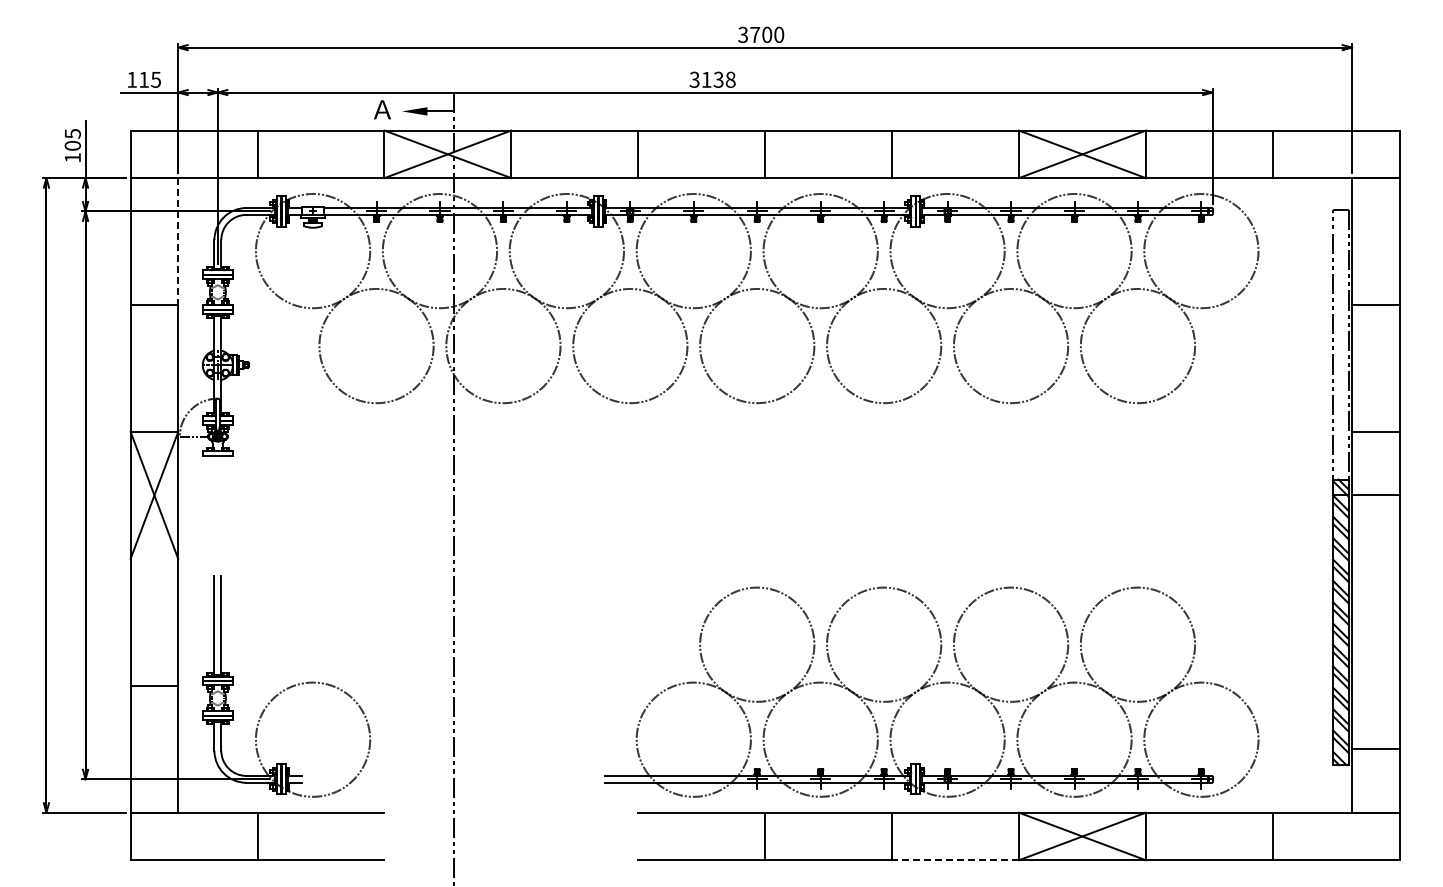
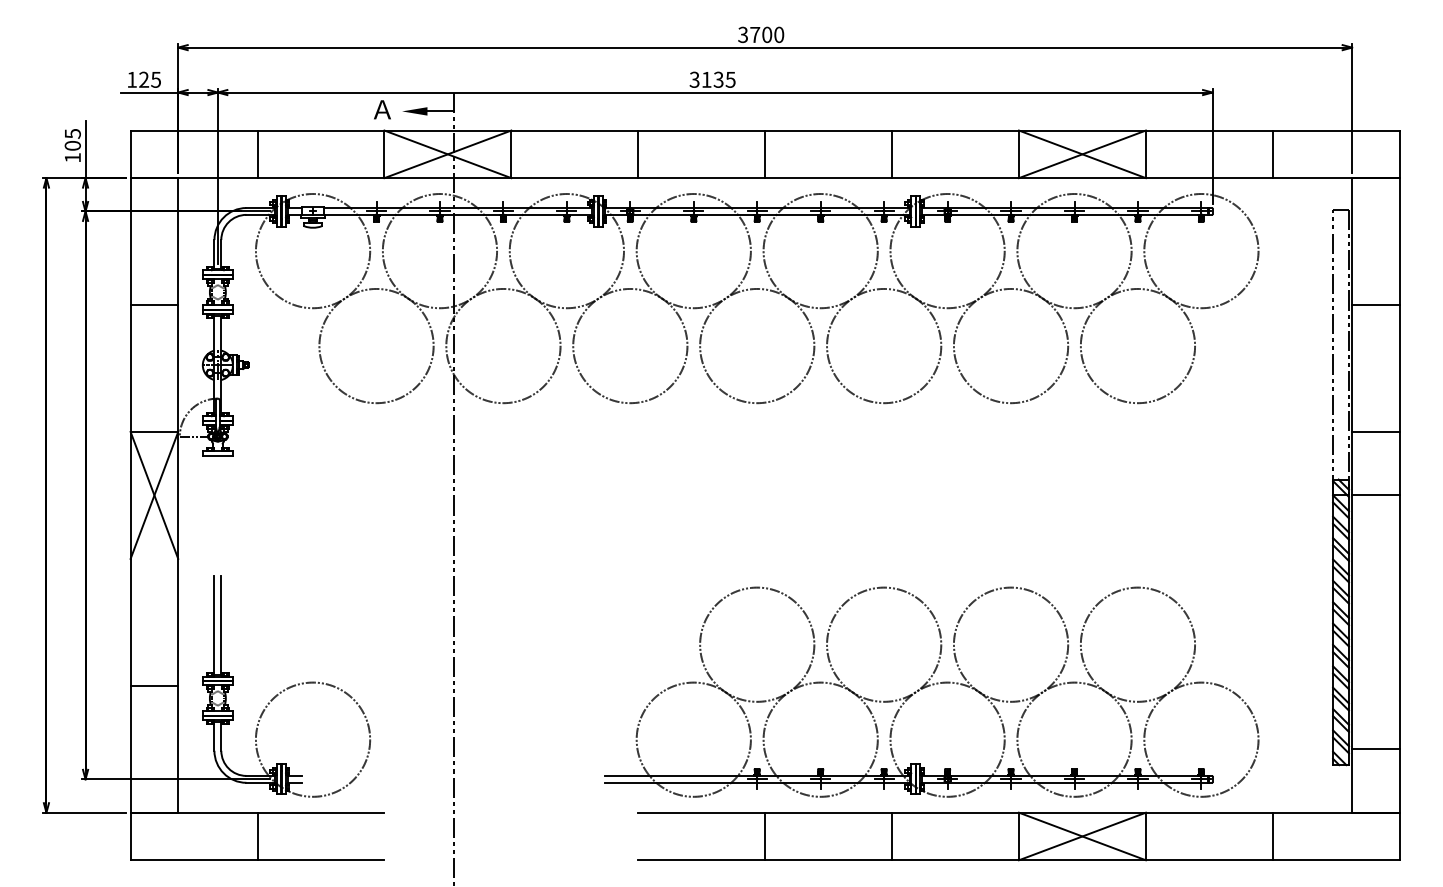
text: 115 -> 125 (144, 79)
text: 3138 -> 3135 (730, 79)
line: dashed -> solid (178, 242)
line: dashed -> solid (955, 860)
